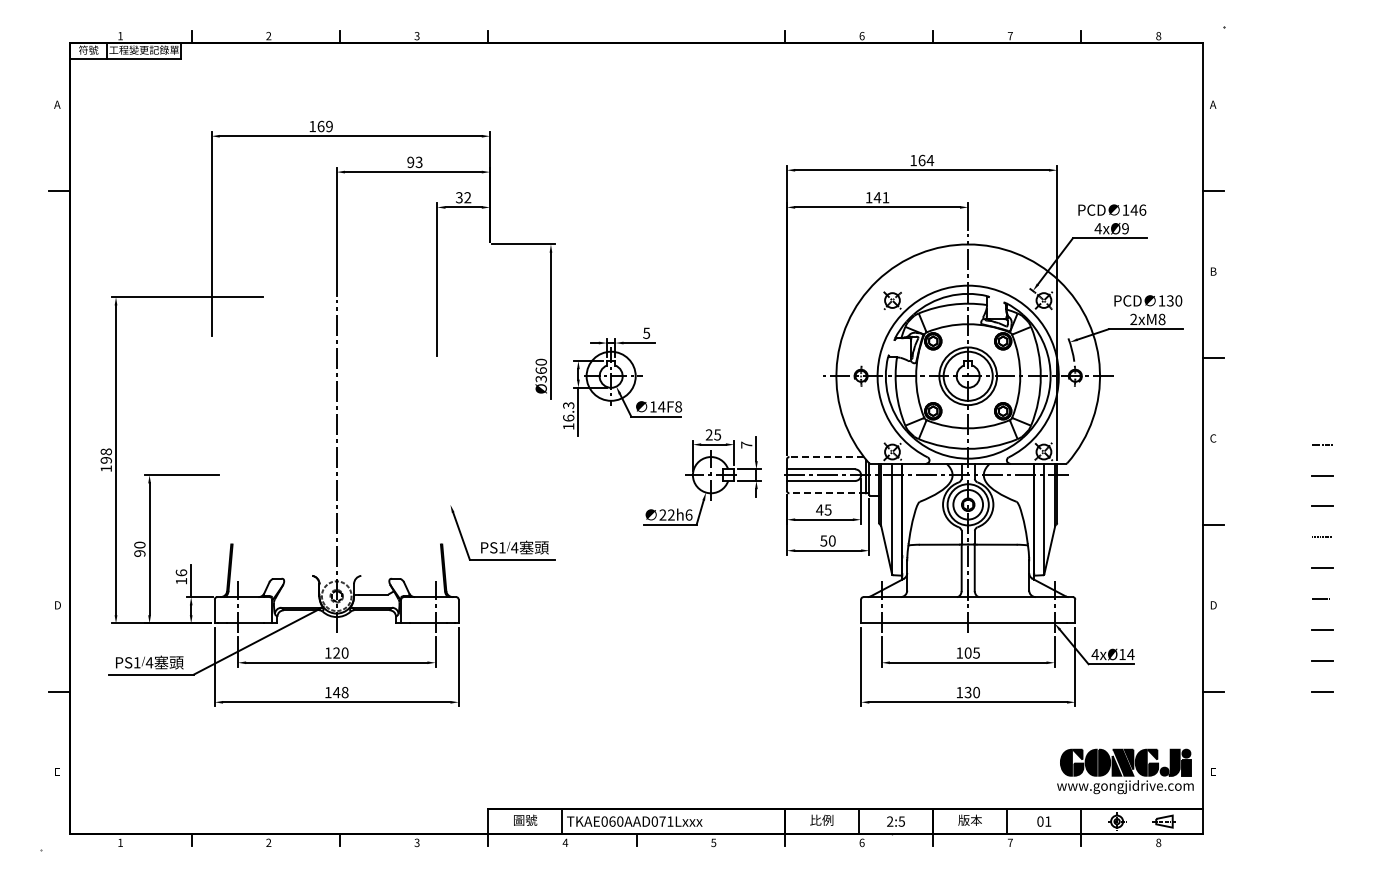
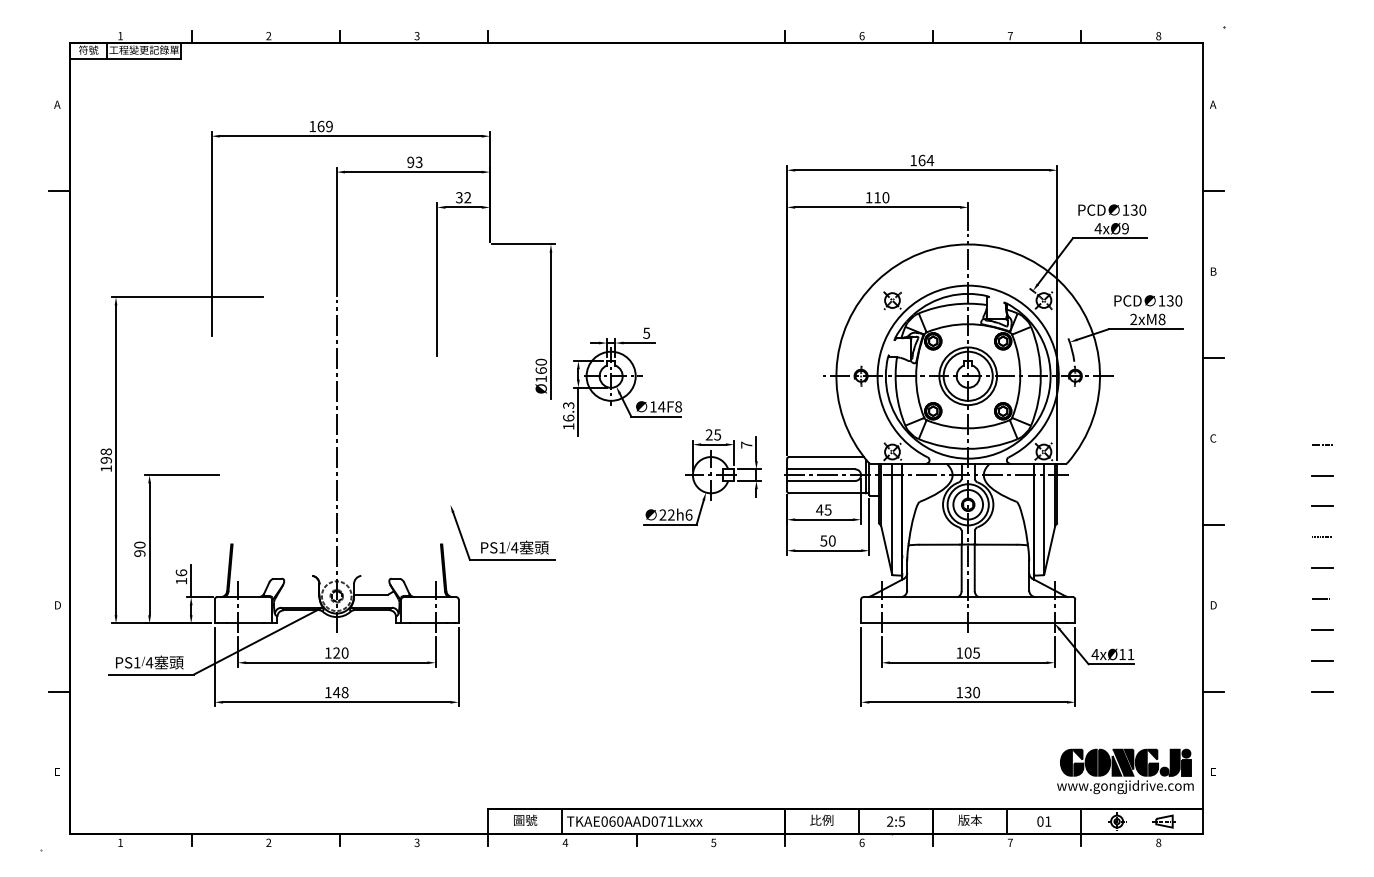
text: 141 -> 110 (881, 197)
text: 146 -> 130 (1138, 209)
text: Ø360 -> Ø160 (540, 378)
line: dashed -> solid (826, 457)
line: dashed -> solid (827, 493)
text: 4xØ14 -> 4xØ11 (1130, 654)
